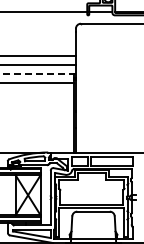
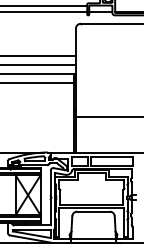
line: none -> present (44, 5)
line: dashed -> solid (37, 73)
line: none -> present (107, 117)
